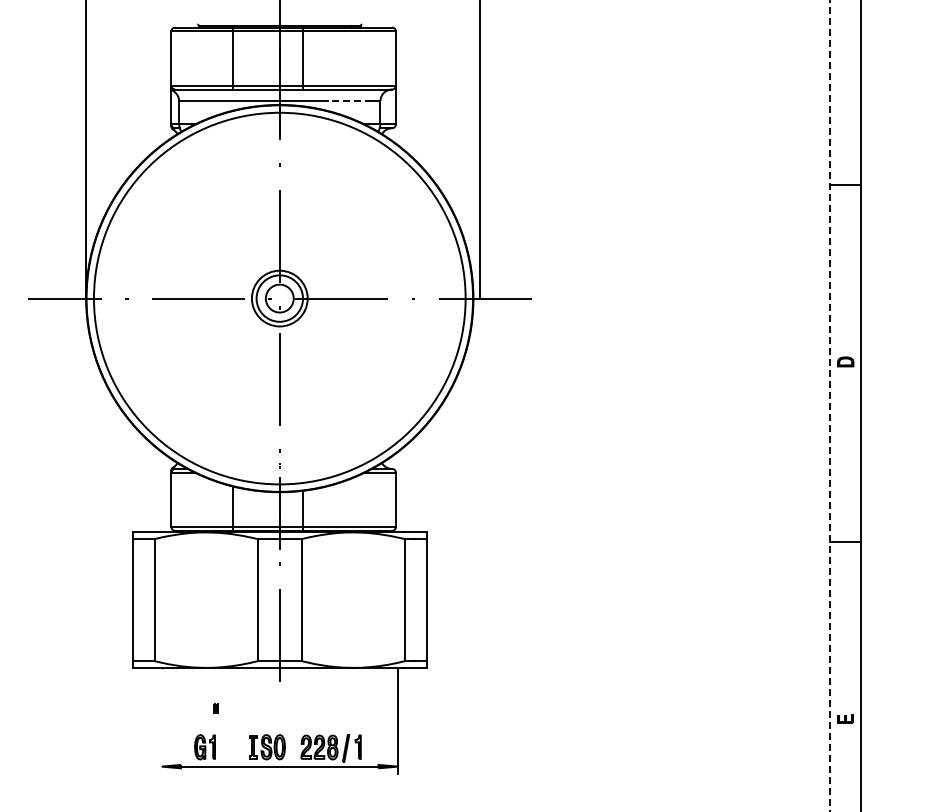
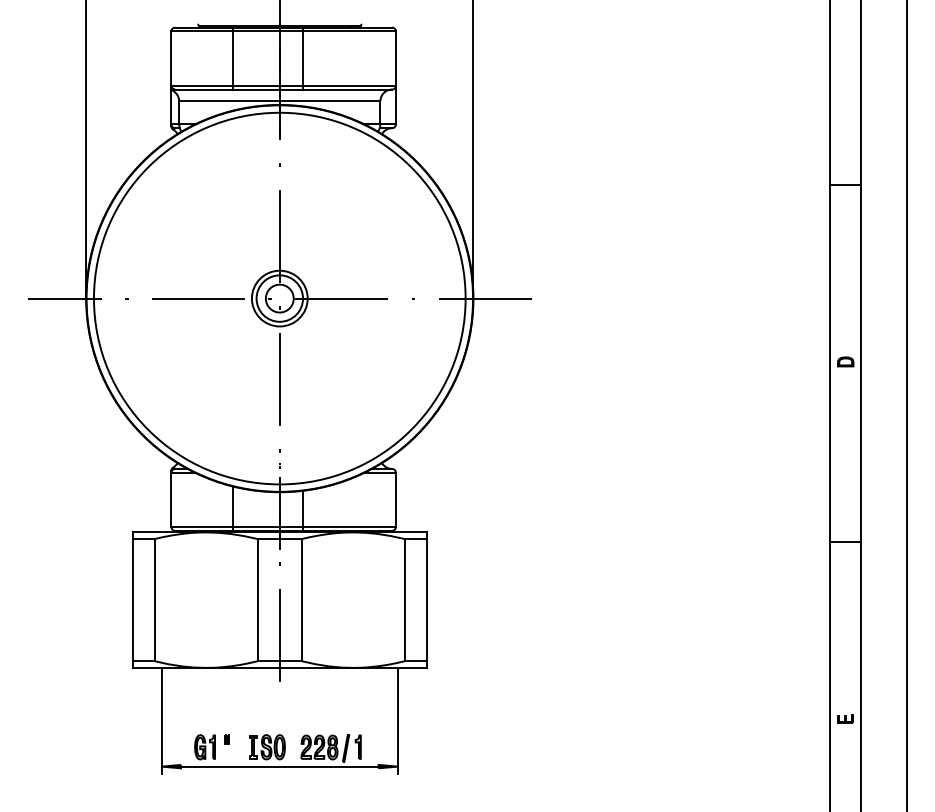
line: dashed -> solid (349, 101)
line position: (480, 150) -> (473, 150) (473, 150)
line: dashed -> solid (829, 405)
line: none -> present (906, 405)
part position: (215, 708) -> (226, 739) (226, 739)
line: none -> present (161, 720)
